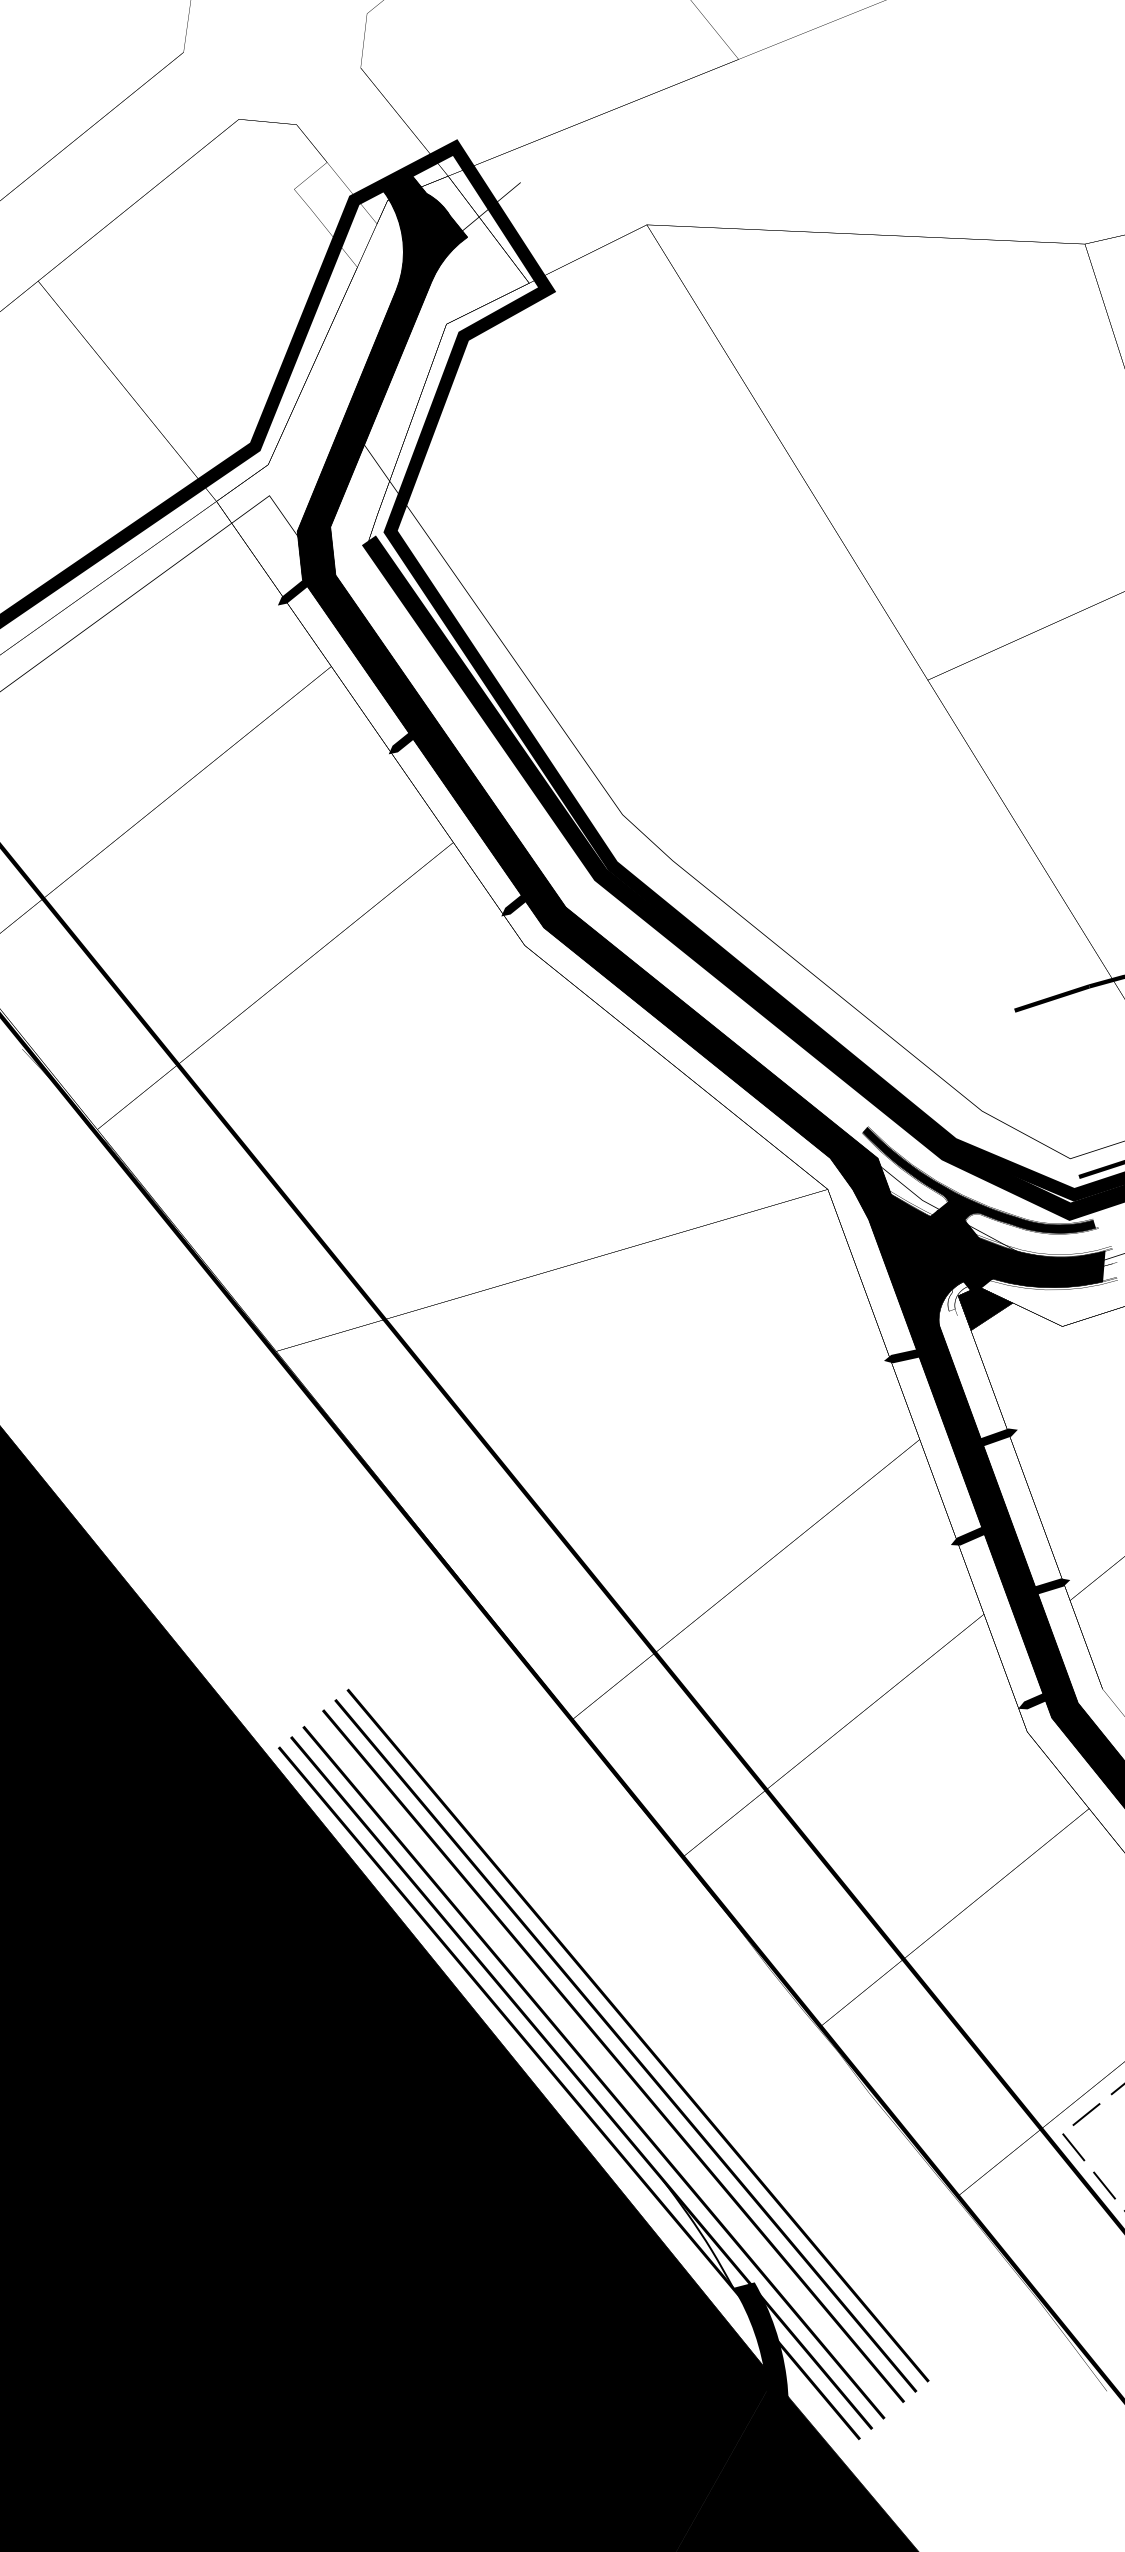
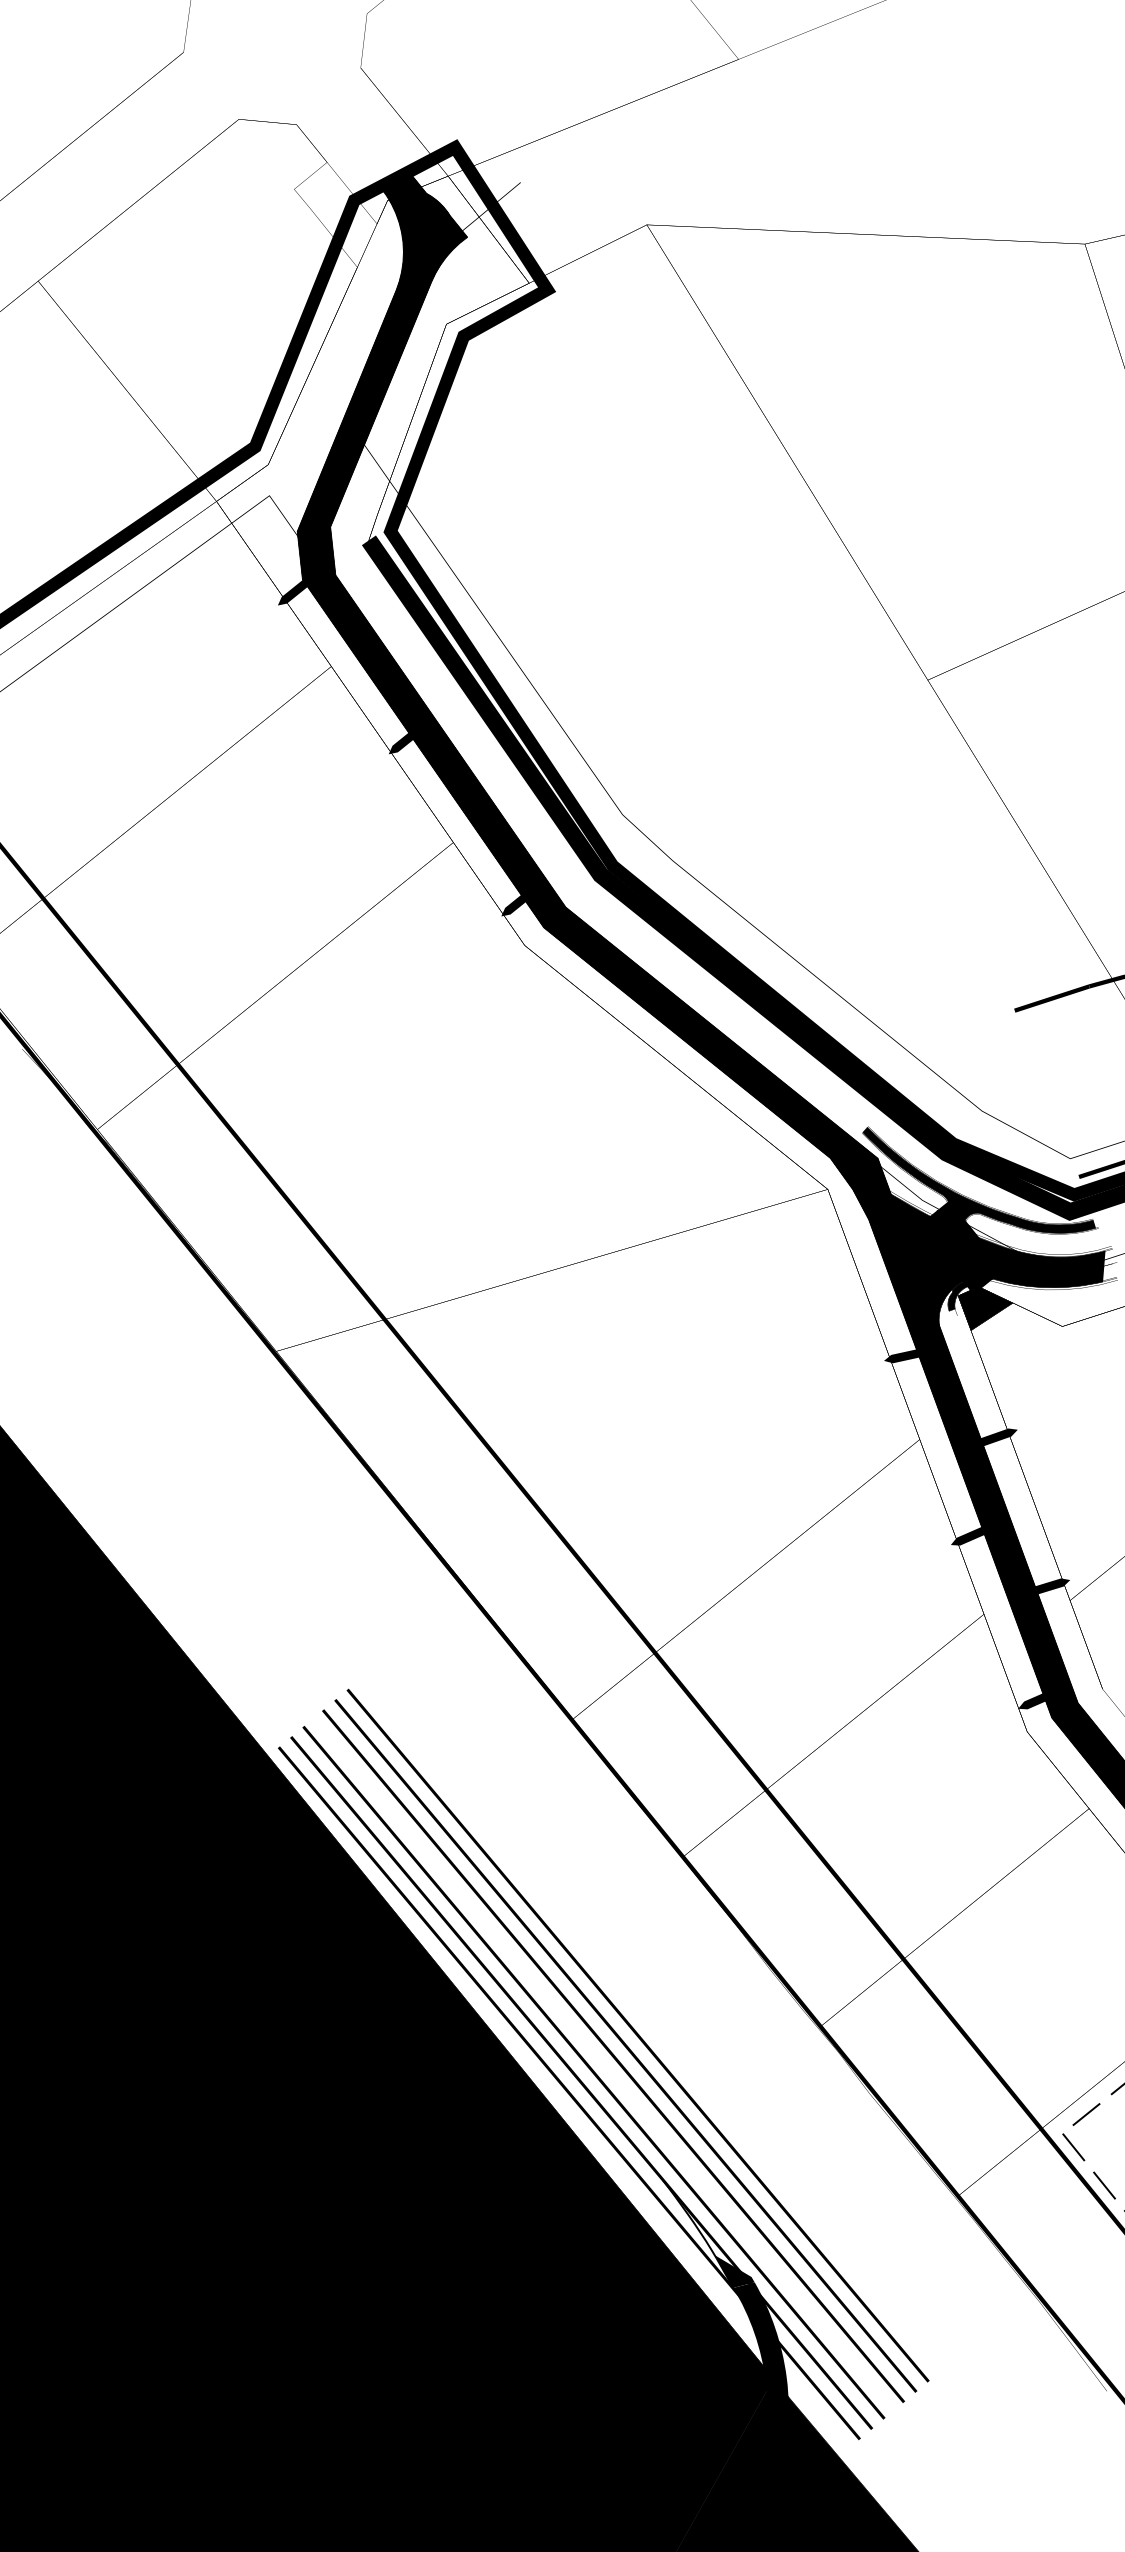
fill: none -> present (958, 1295)
fill: none -> present (734, 2271)
